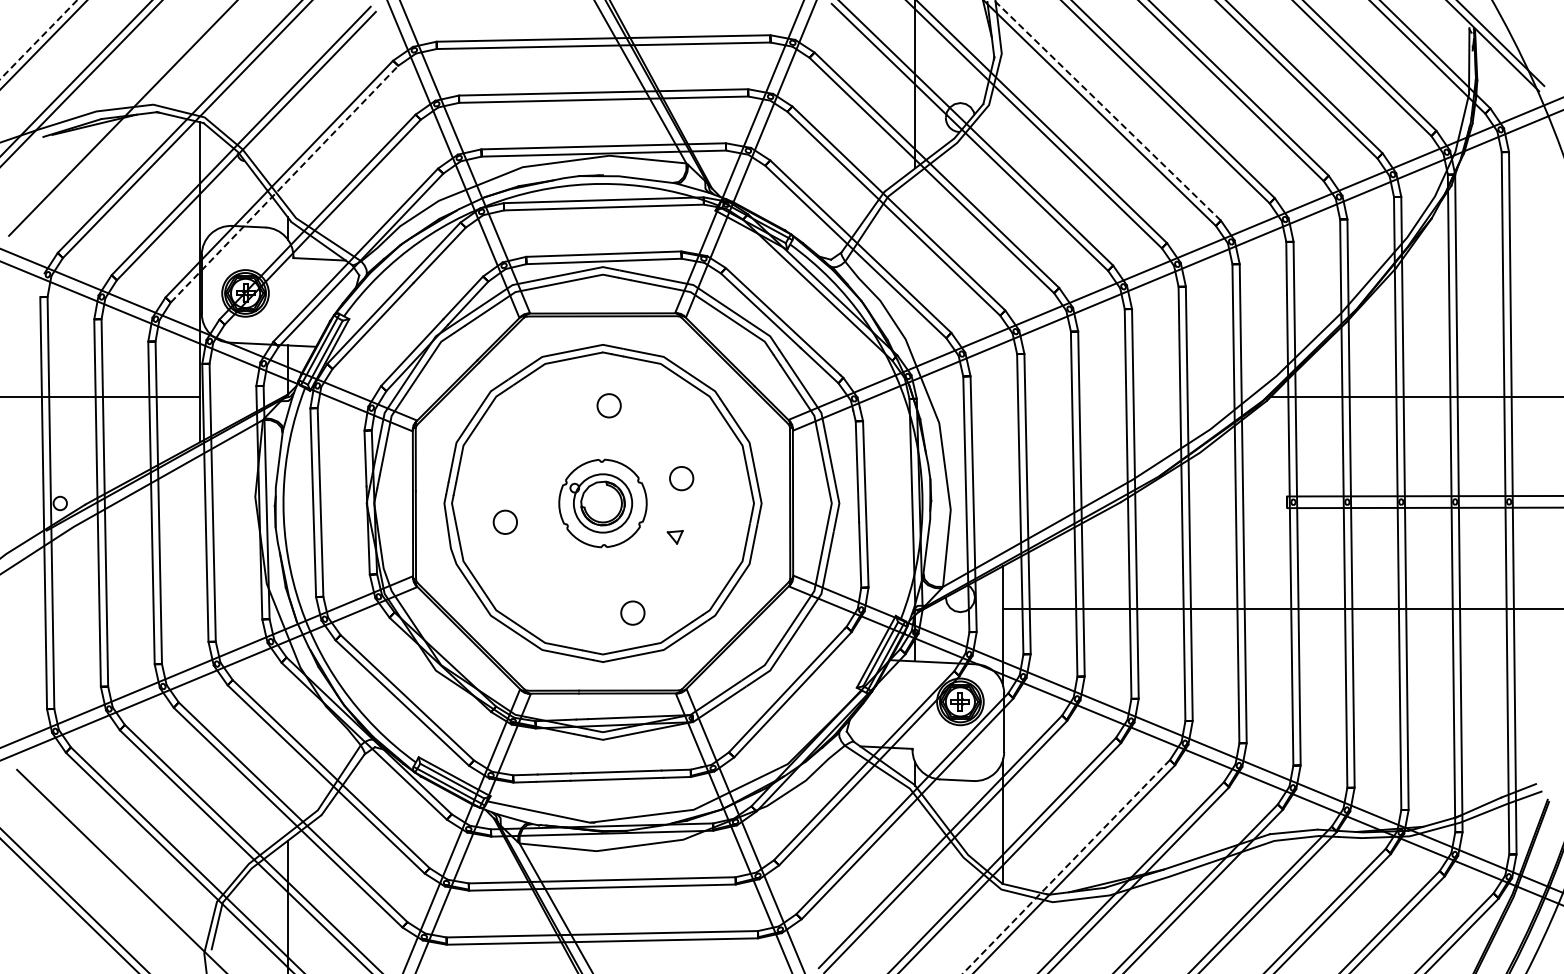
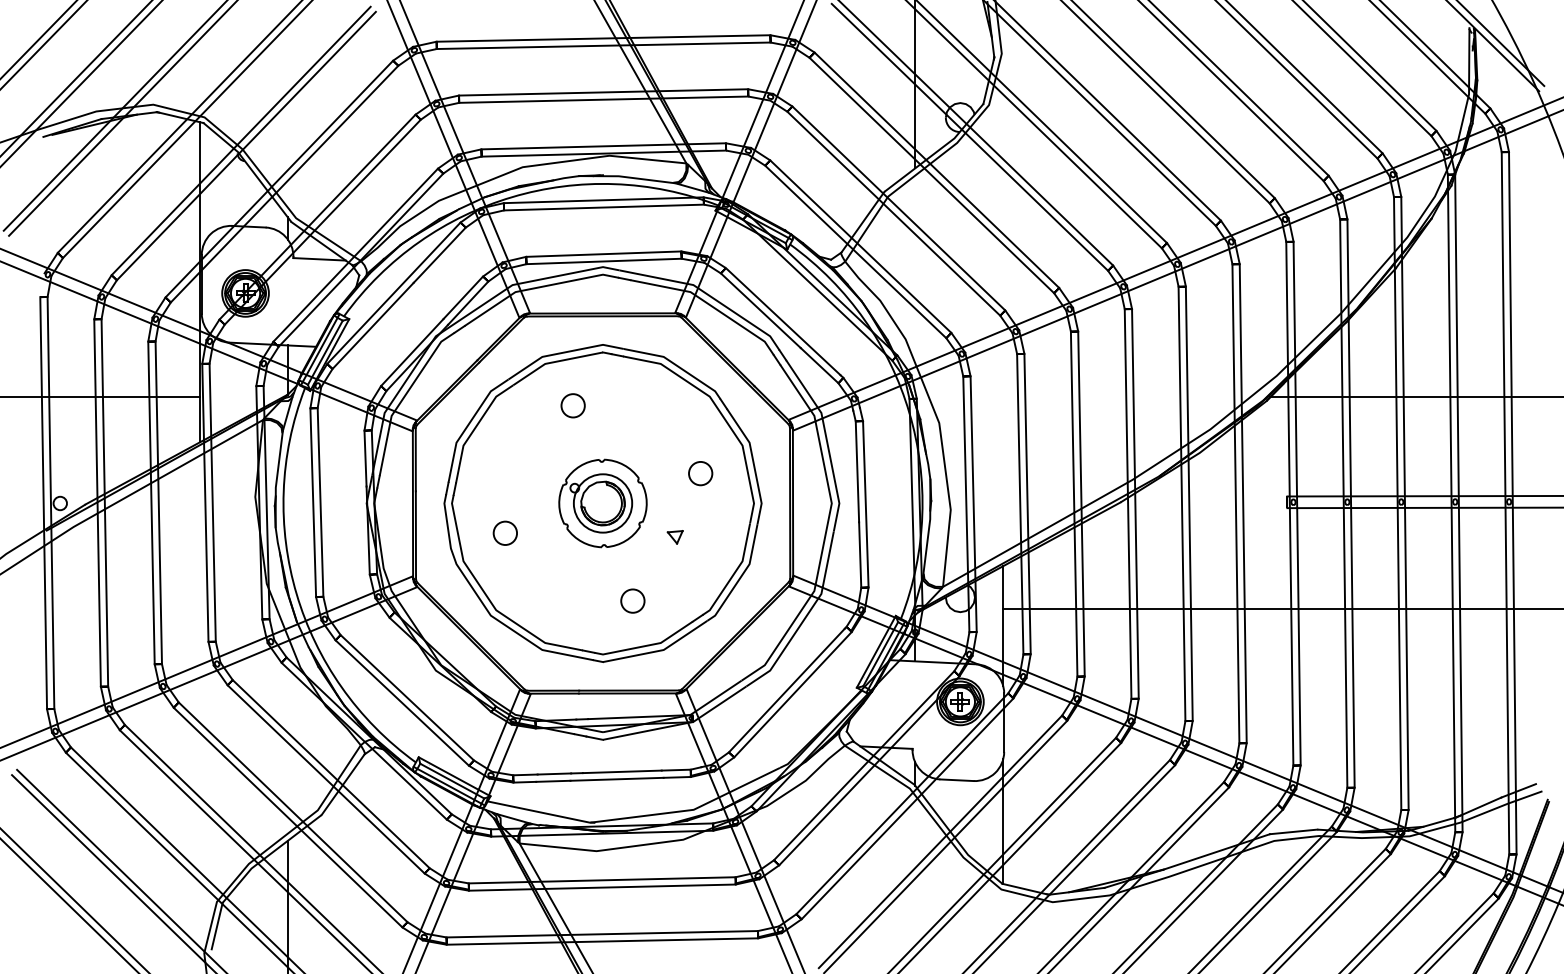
line: dashed -> solid (38, 39)
line: dashed -> solid (1107, 110)
line: none -> present (114, 116)
line: dashed -> solid (284, 183)
circle position: (608, 405) -> (572, 405) (572, 405)
circle position: (681, 478) -> (700, 473) (700, 473)
circle position: (504, 521) -> (504, 532) (504, 532)
circle position: (632, 612) -> (632, 600) (632, 600)
line: dashed -> solid (1066, 867)
line: none -> present (112, 872)
